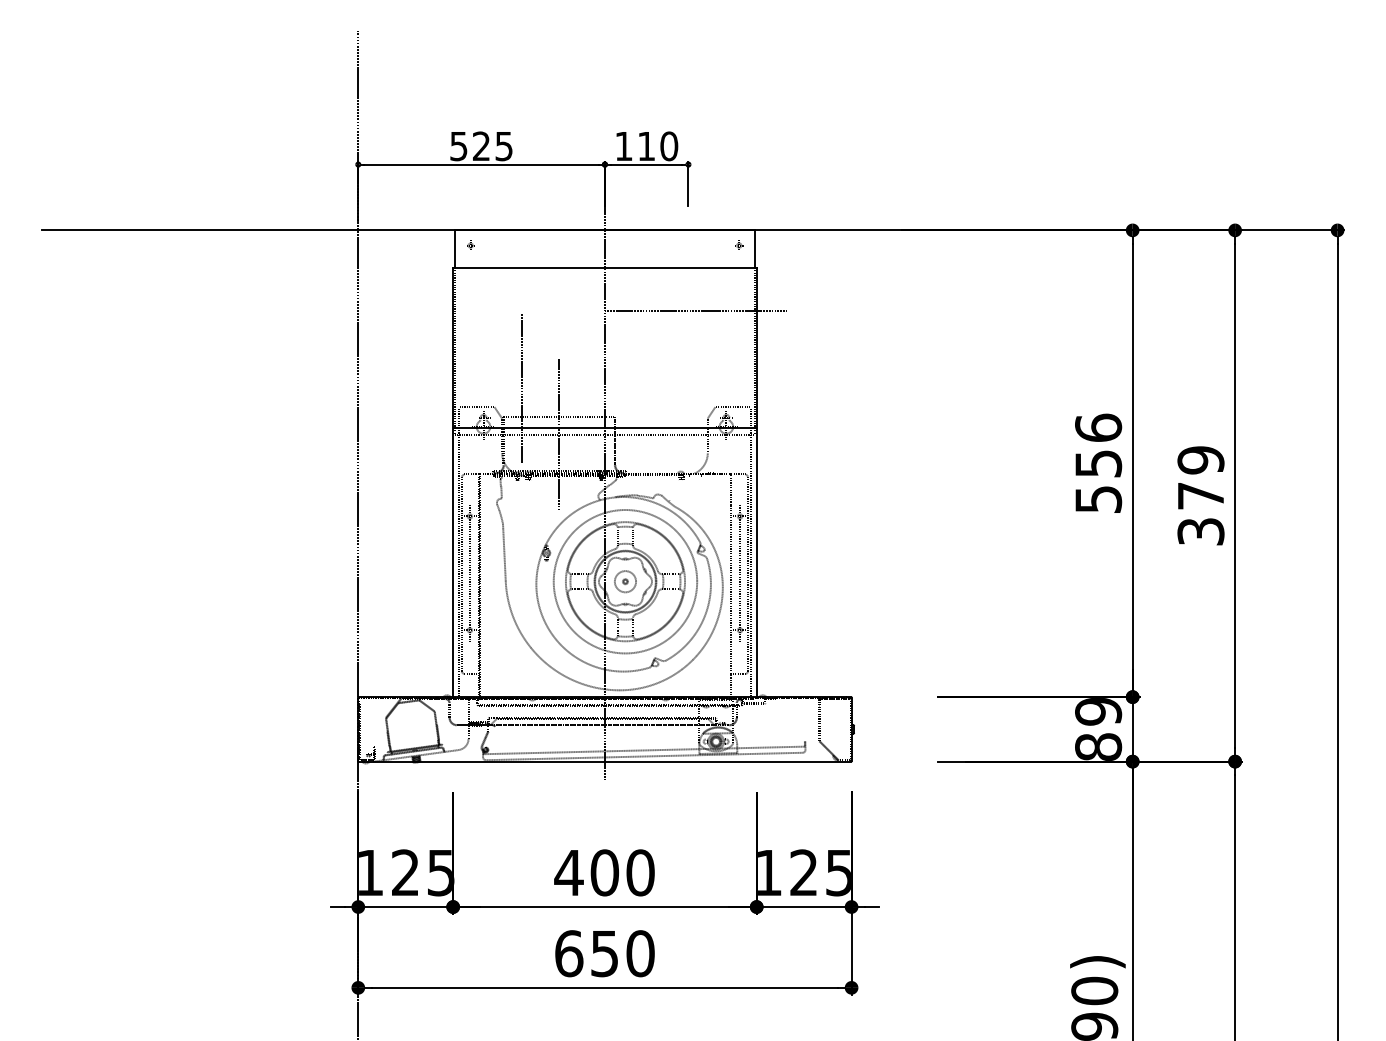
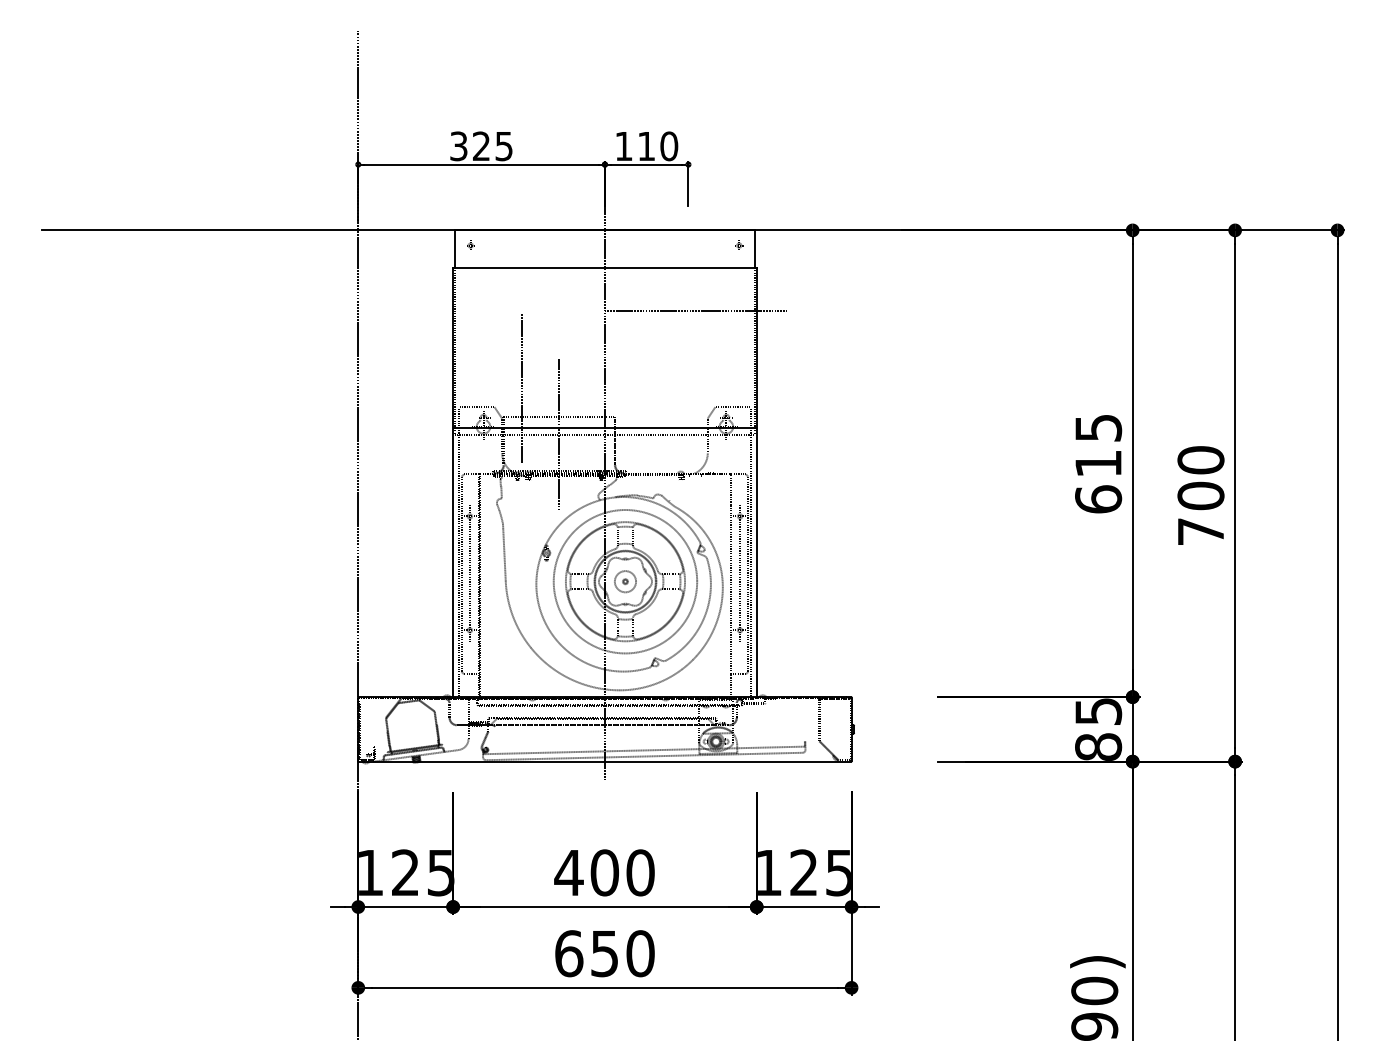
text: 525 -> 325 (458, 145)
text: 556 -> 615 (1098, 463)
text: 379 -> 700 (1200, 495)
text: 89 -> 85 (1098, 711)
